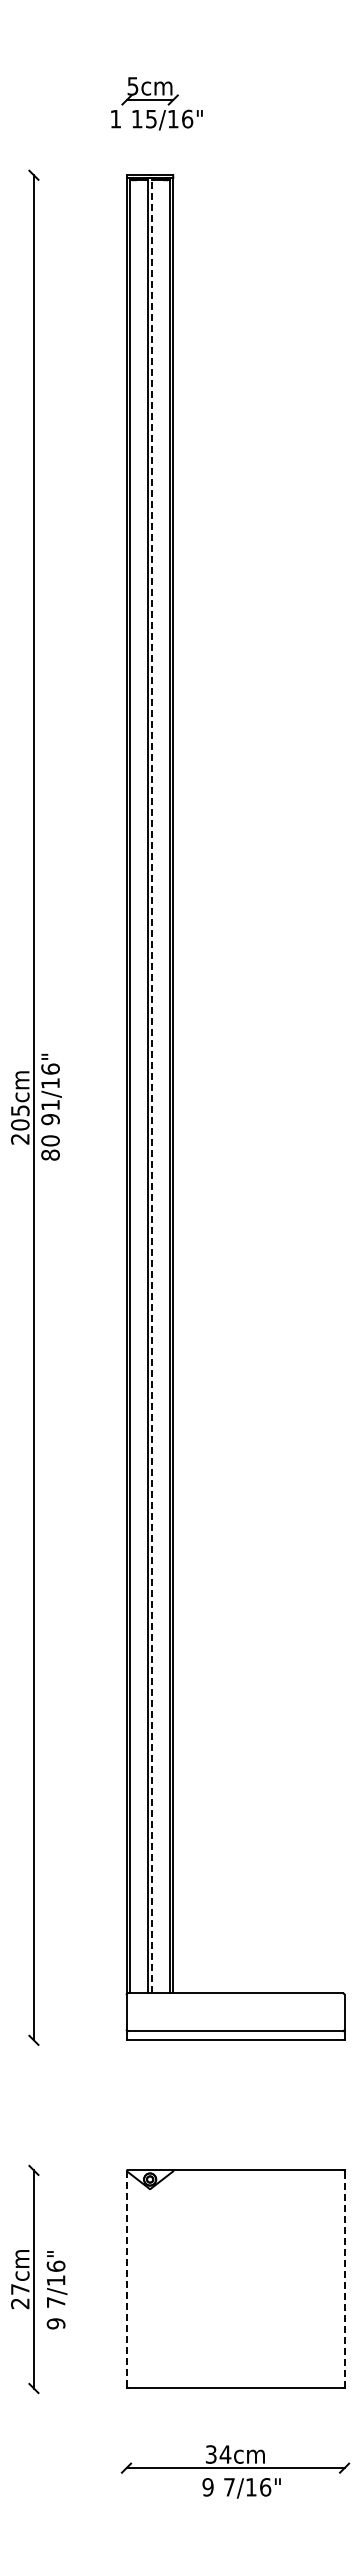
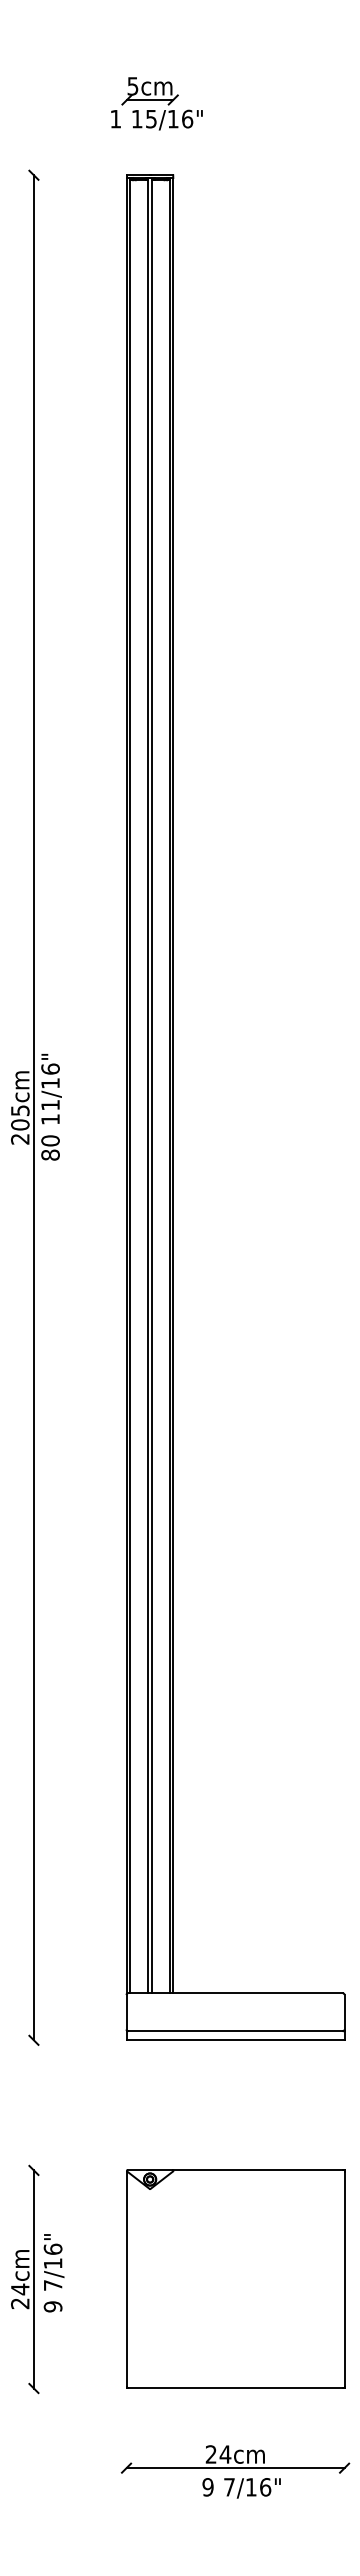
line: dashed -> solid (152, 1085)
text: 91/16" -> 11/16" (50, 1119)
line: dashed -> solid (126, 2279)
line: dashed -> solid (344, 2279)
text: 27cm -> 24cm (20, 2289)
text position: (56, 2290) -> (53, 2273) (53, 2273)
text: 34cm -> 24cm (211, 2454)
